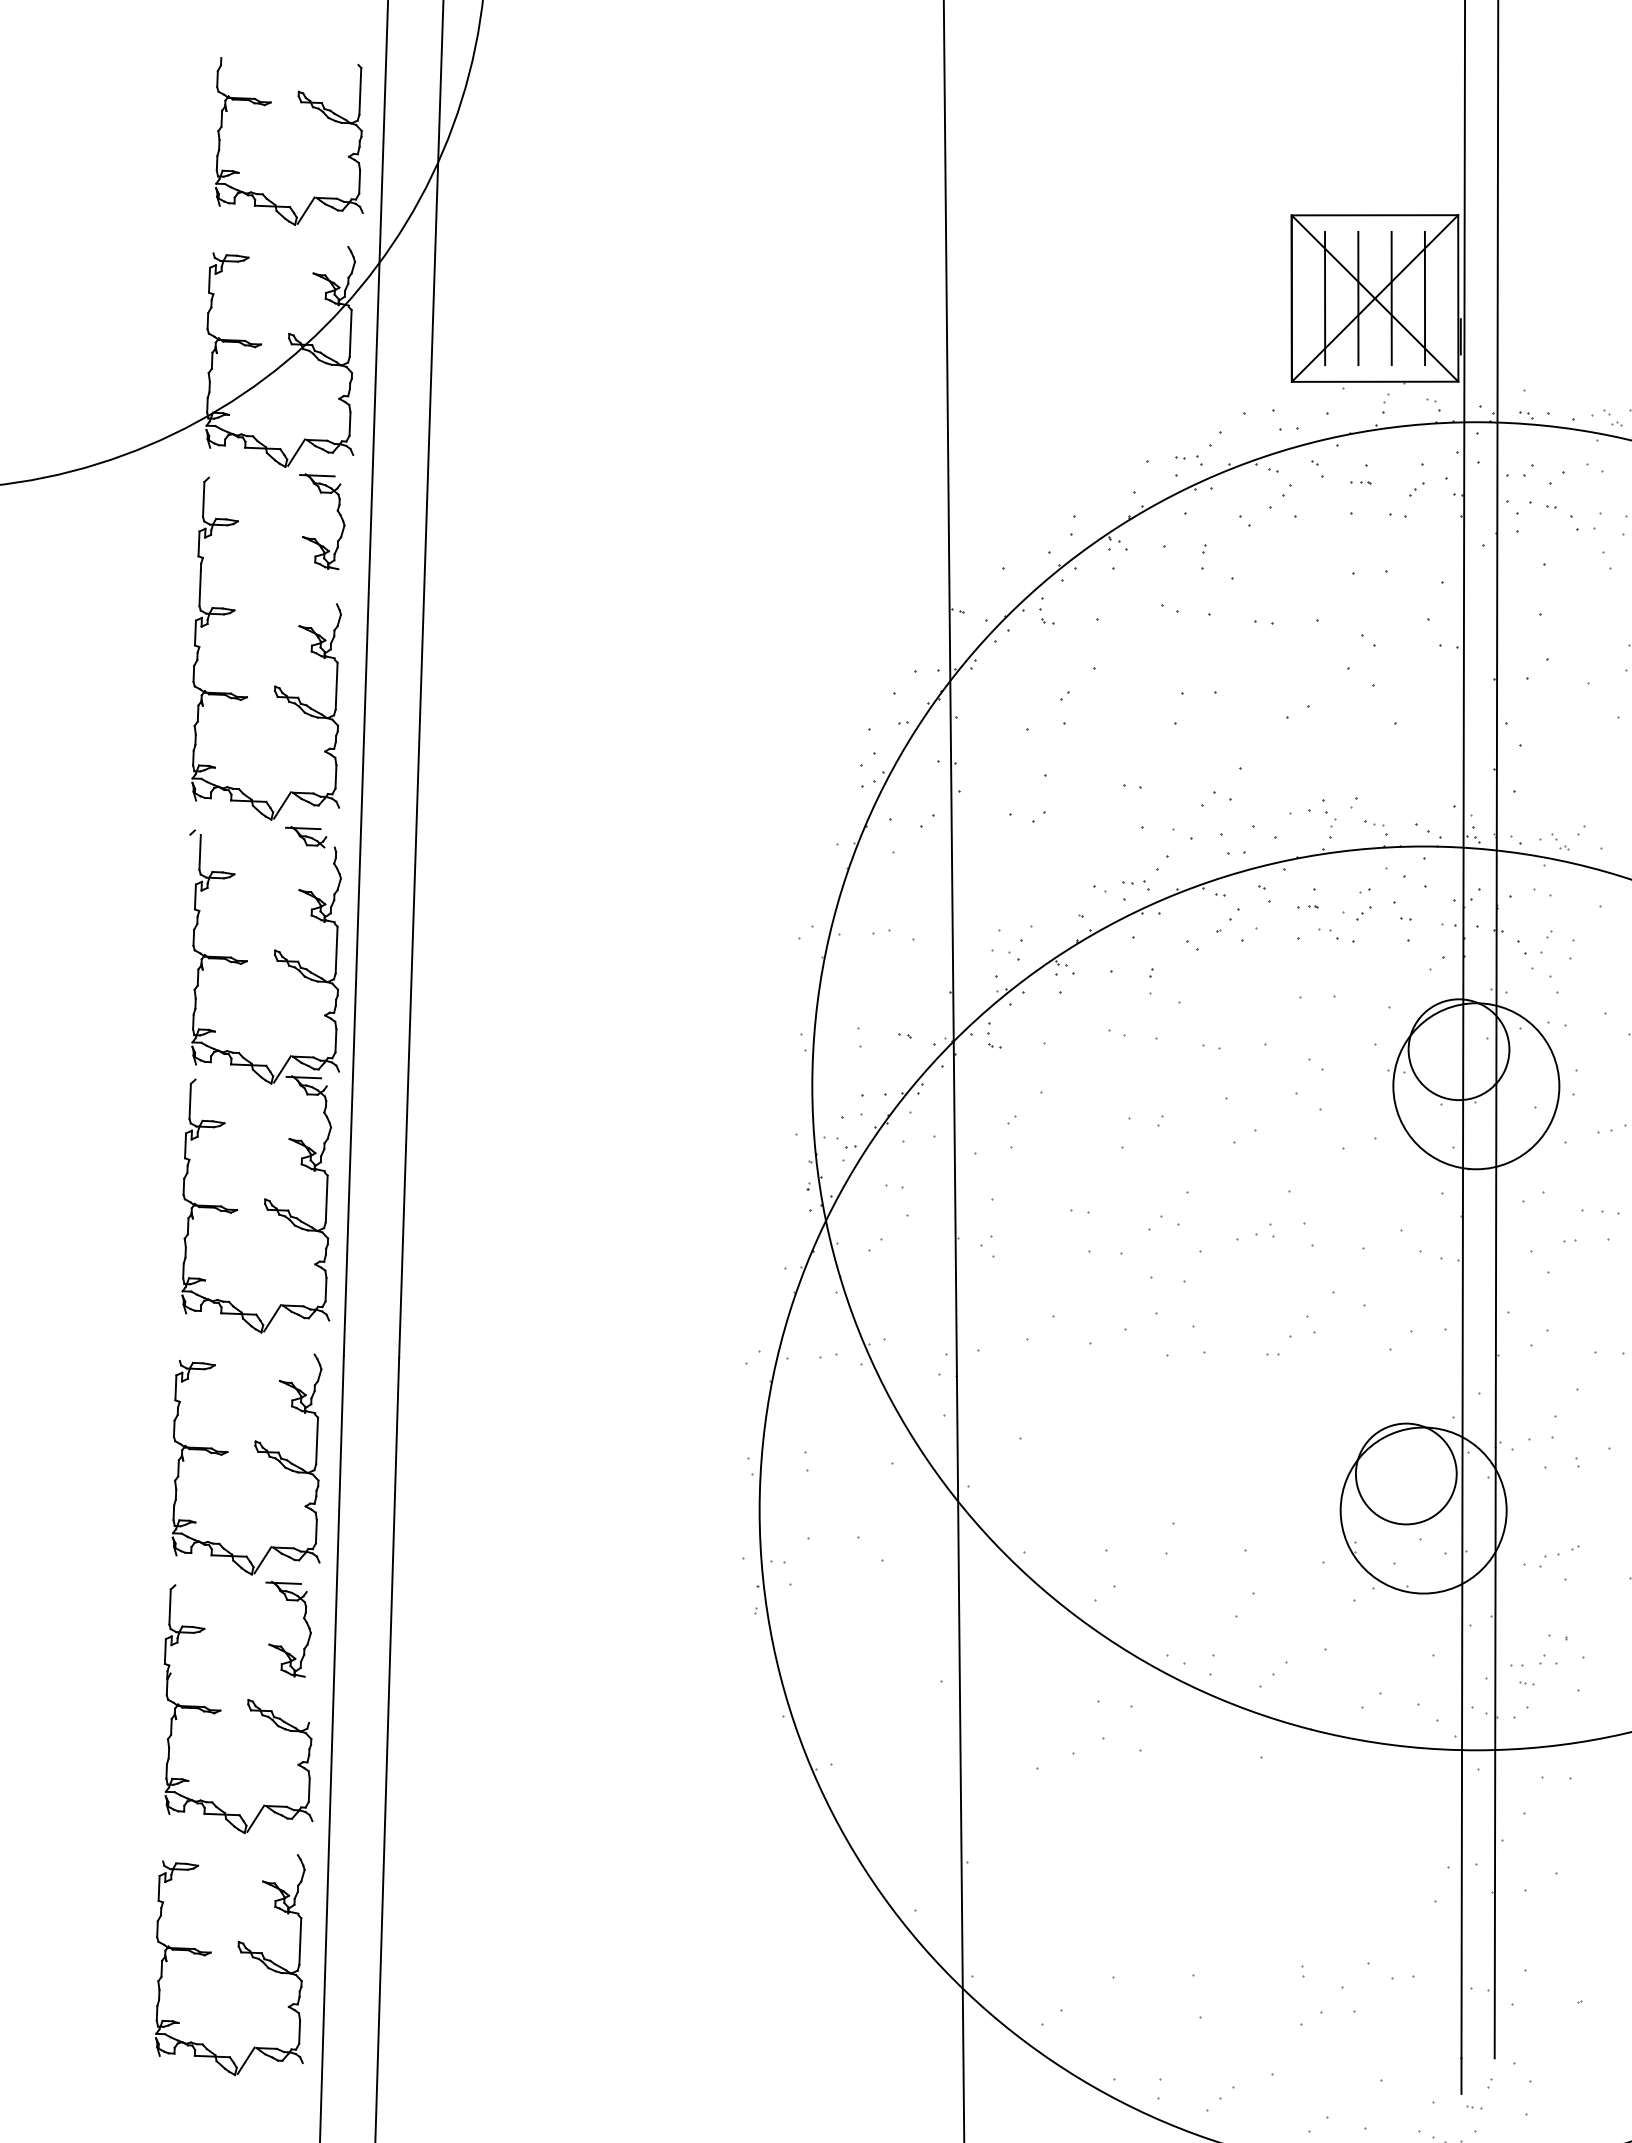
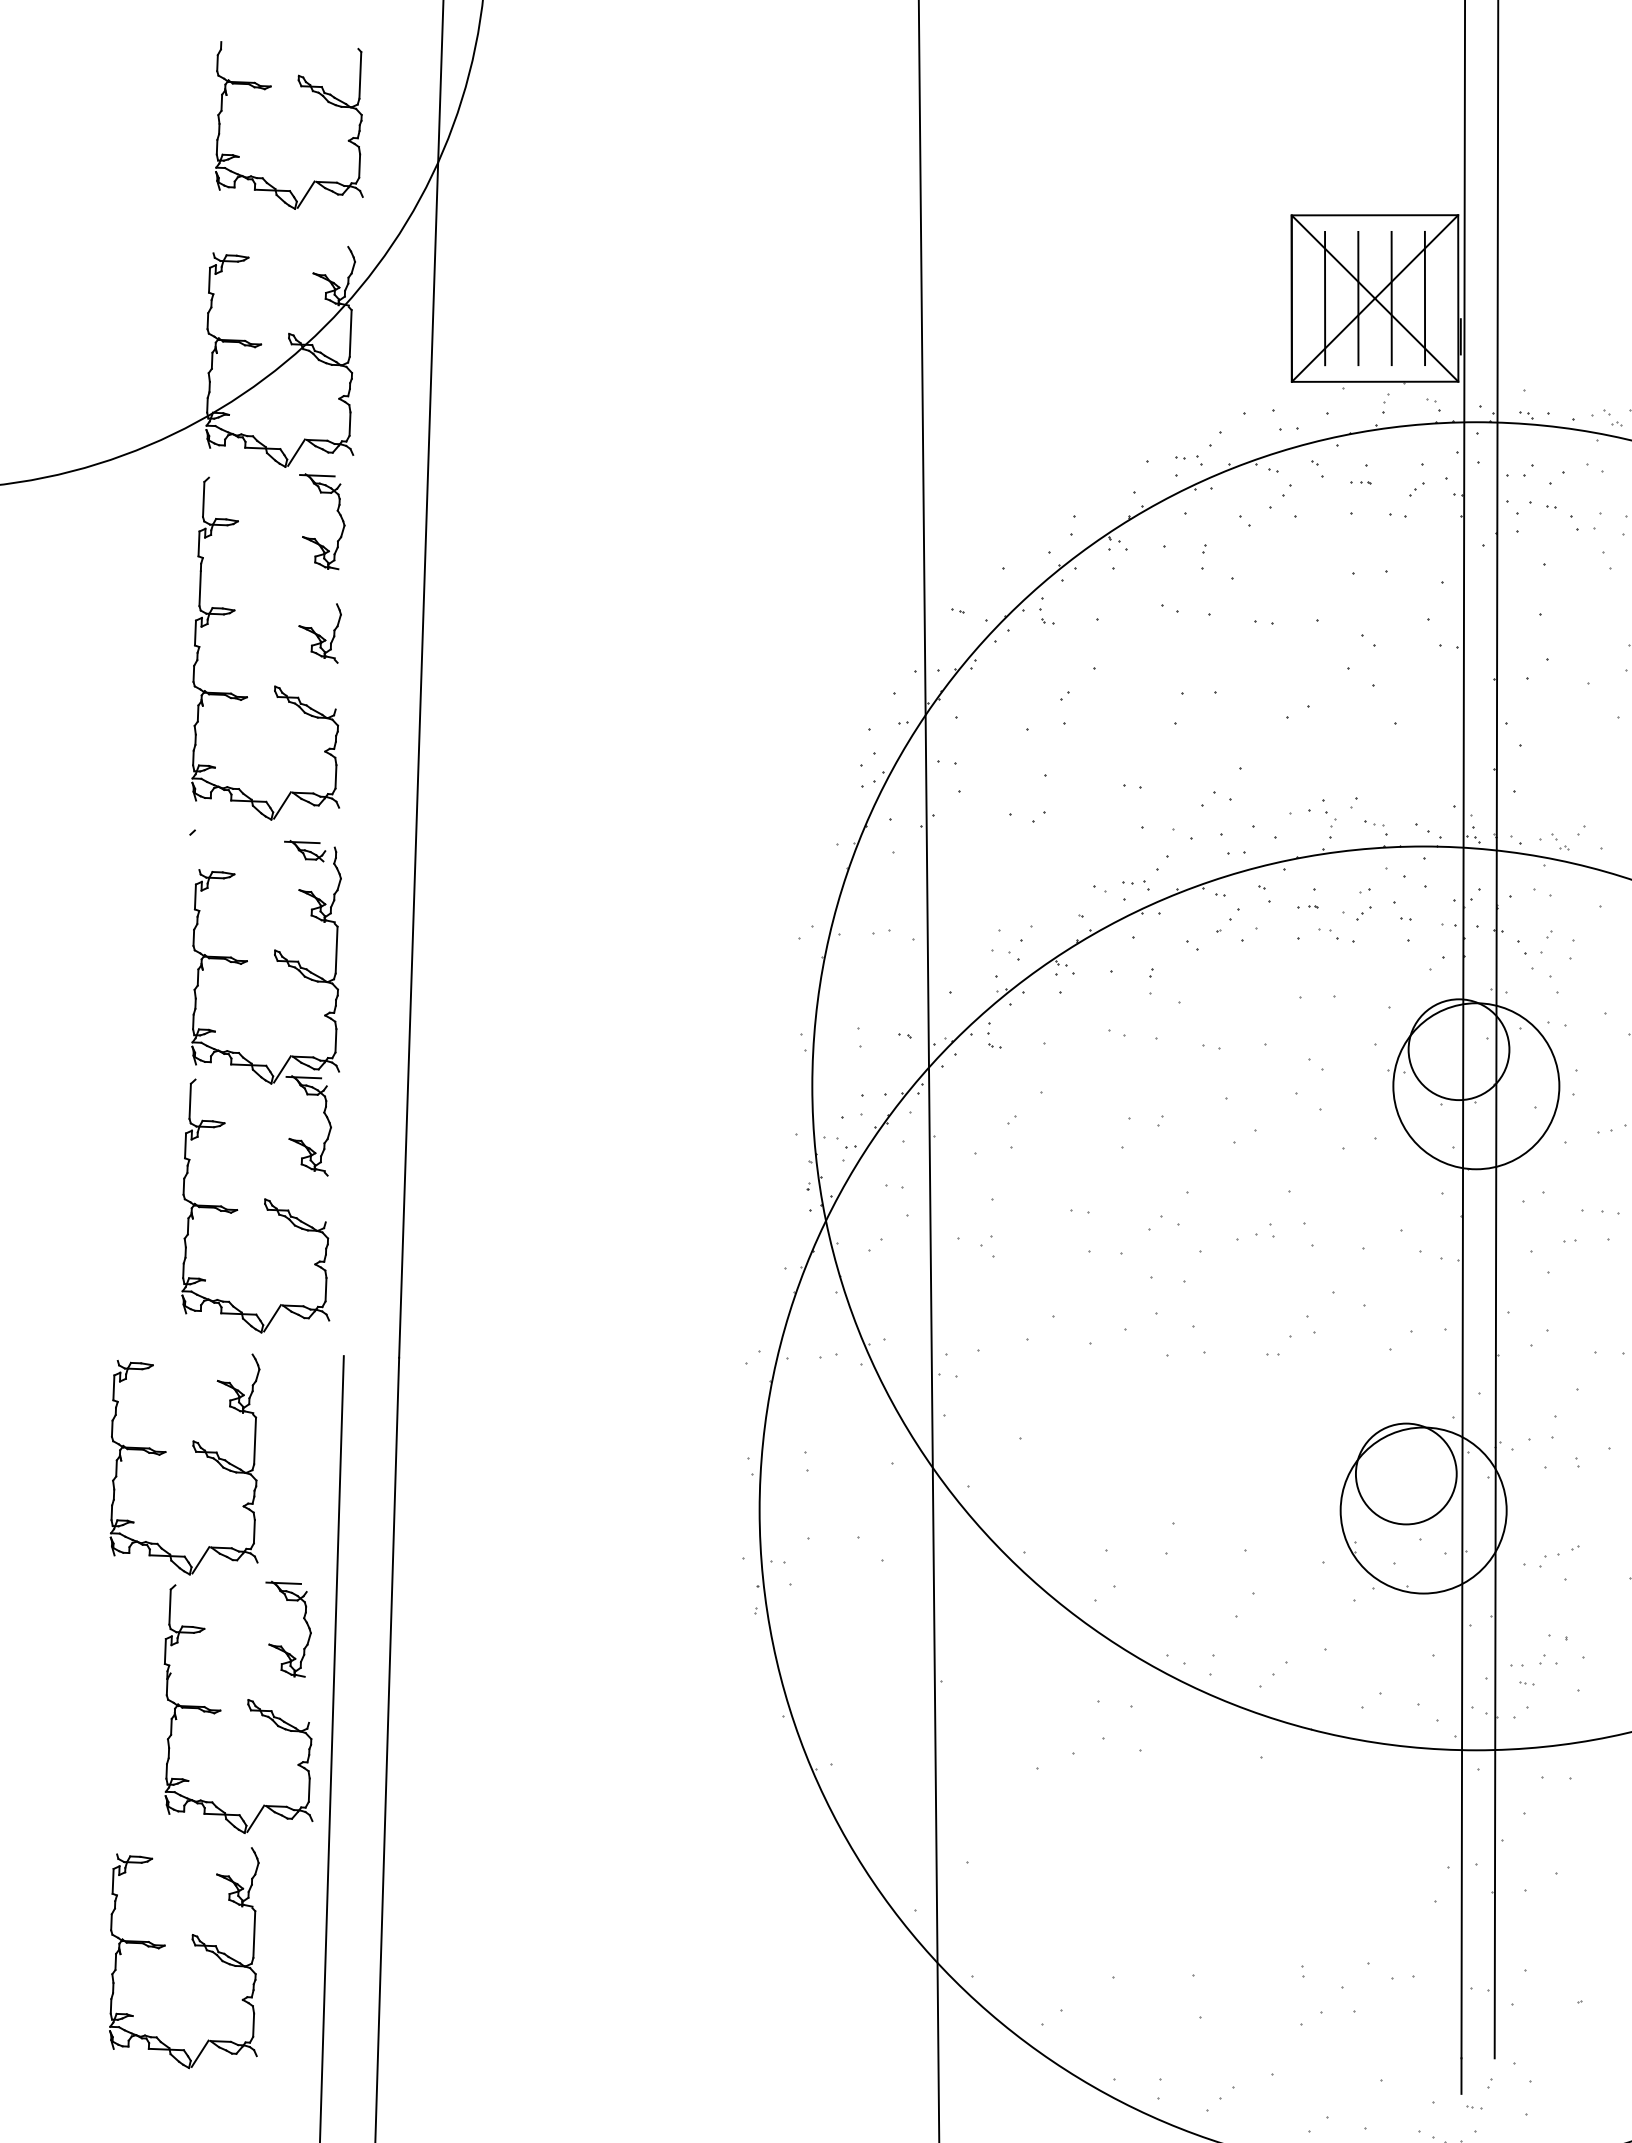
part position: (300, 103) -> (300, 87) (300, 87)
line: present -> none (365, 678)
line: present -> none (336, 685)
part position: (306, 837) -> (305, 851) (305, 851)
line: present -> none (199, 852)
line position: (953, 1070) -> (928, 1070) (928, 1070)
line: present -> none (326, 1198)
part position: (257, 1452) -> (195, 1452) (195, 1452)
part position: (240, 1953) -> (194, 1946) (194, 1946)
